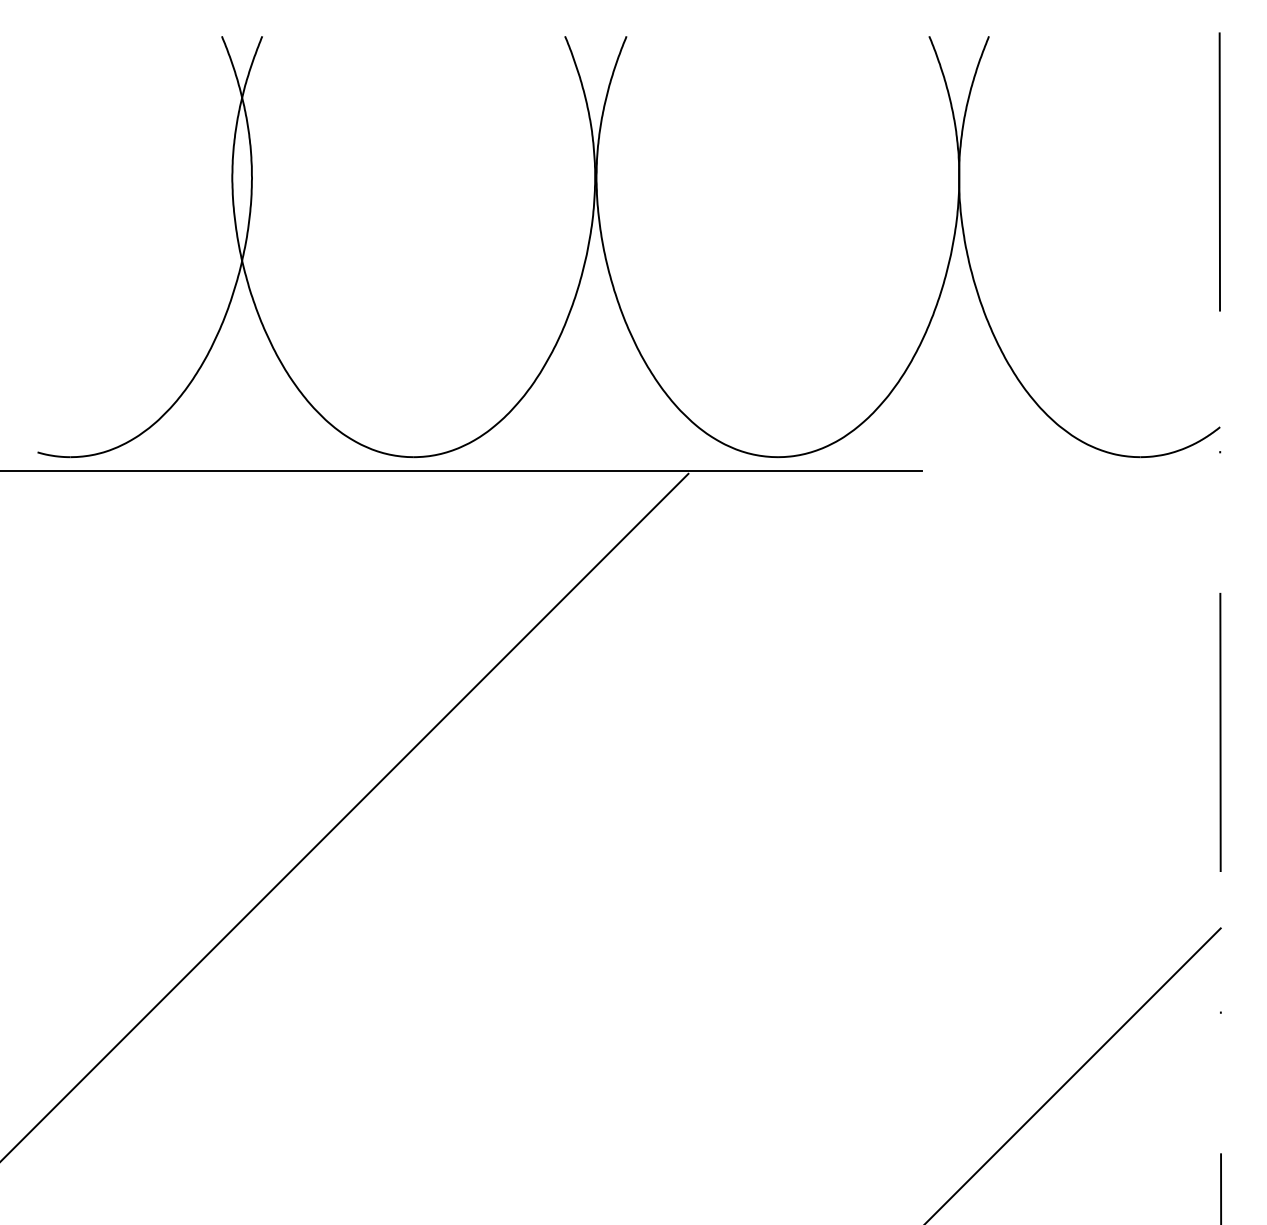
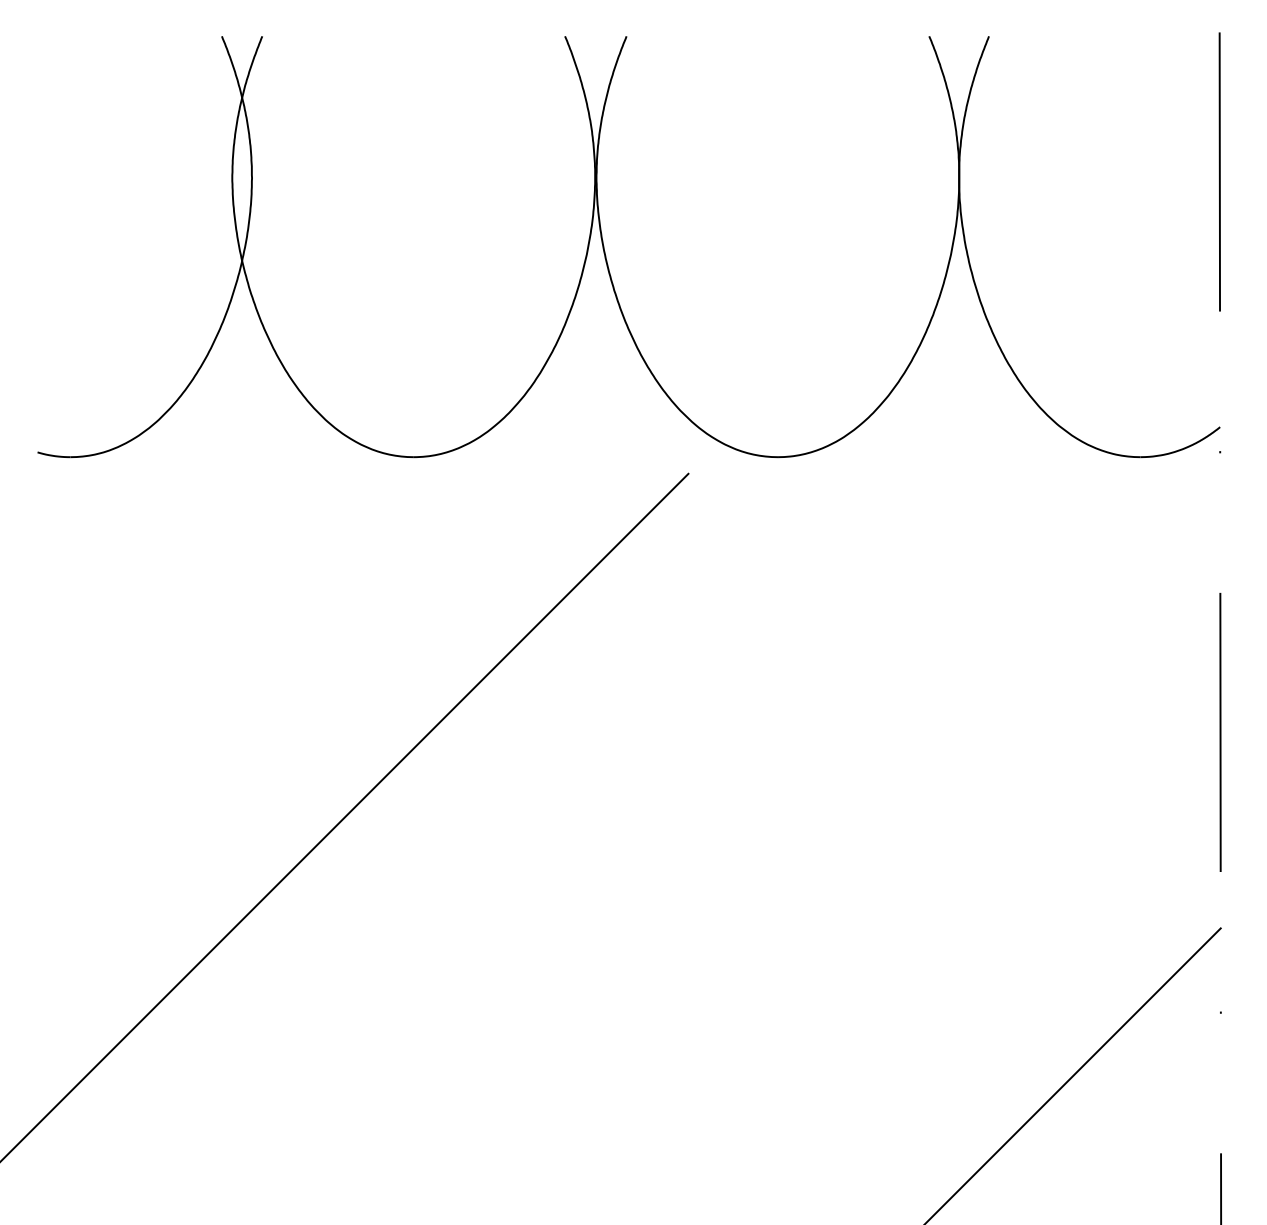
line: present -> none (461, 471)
